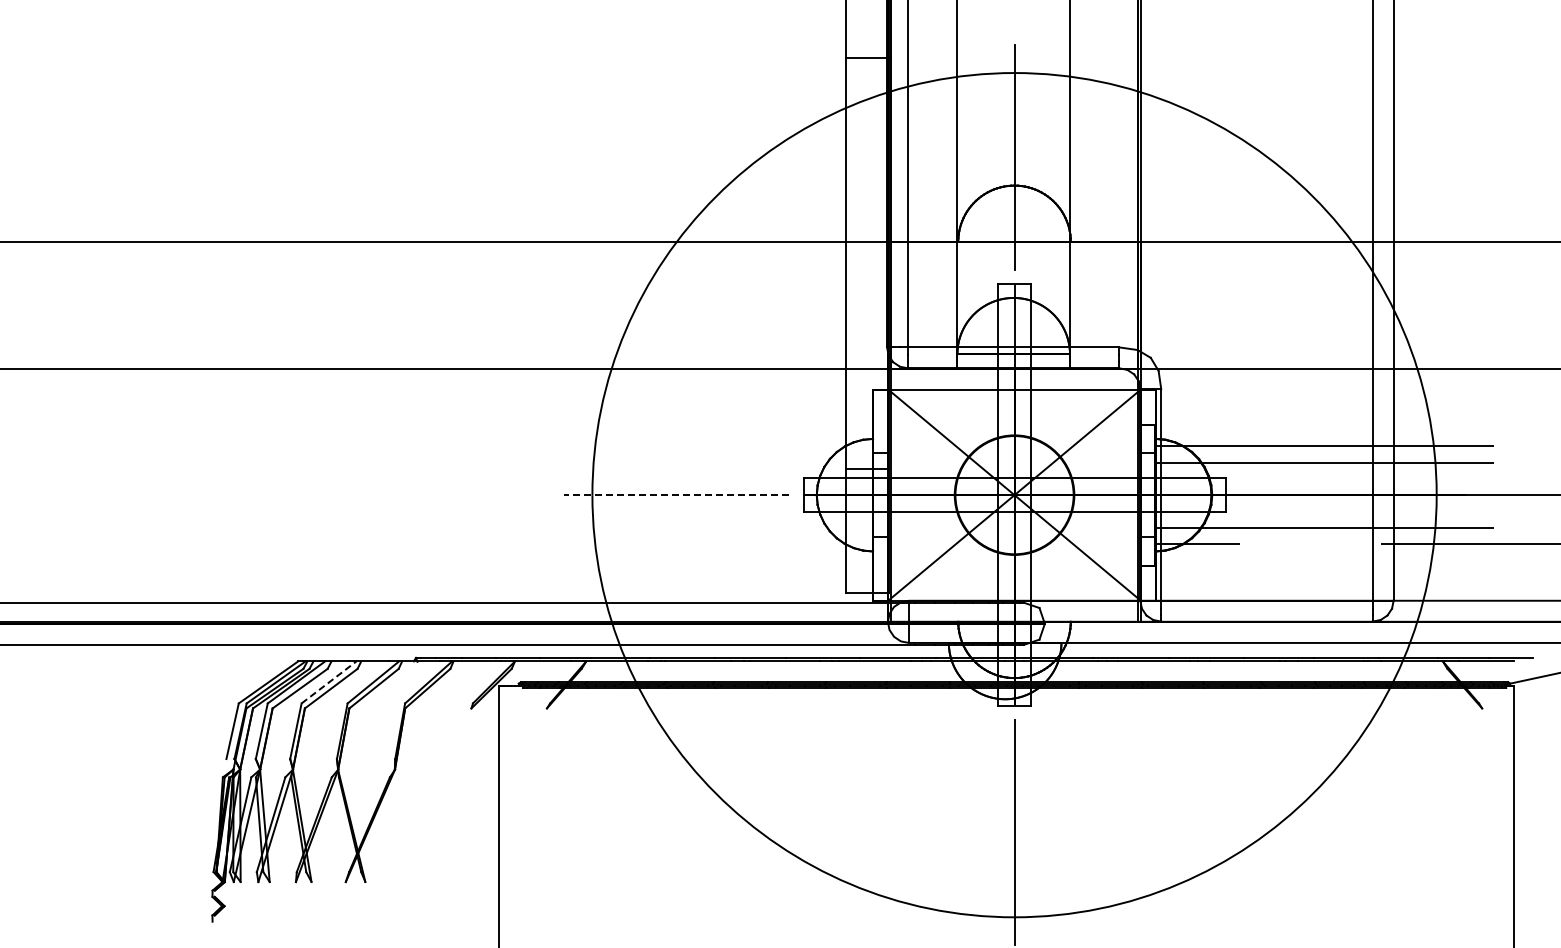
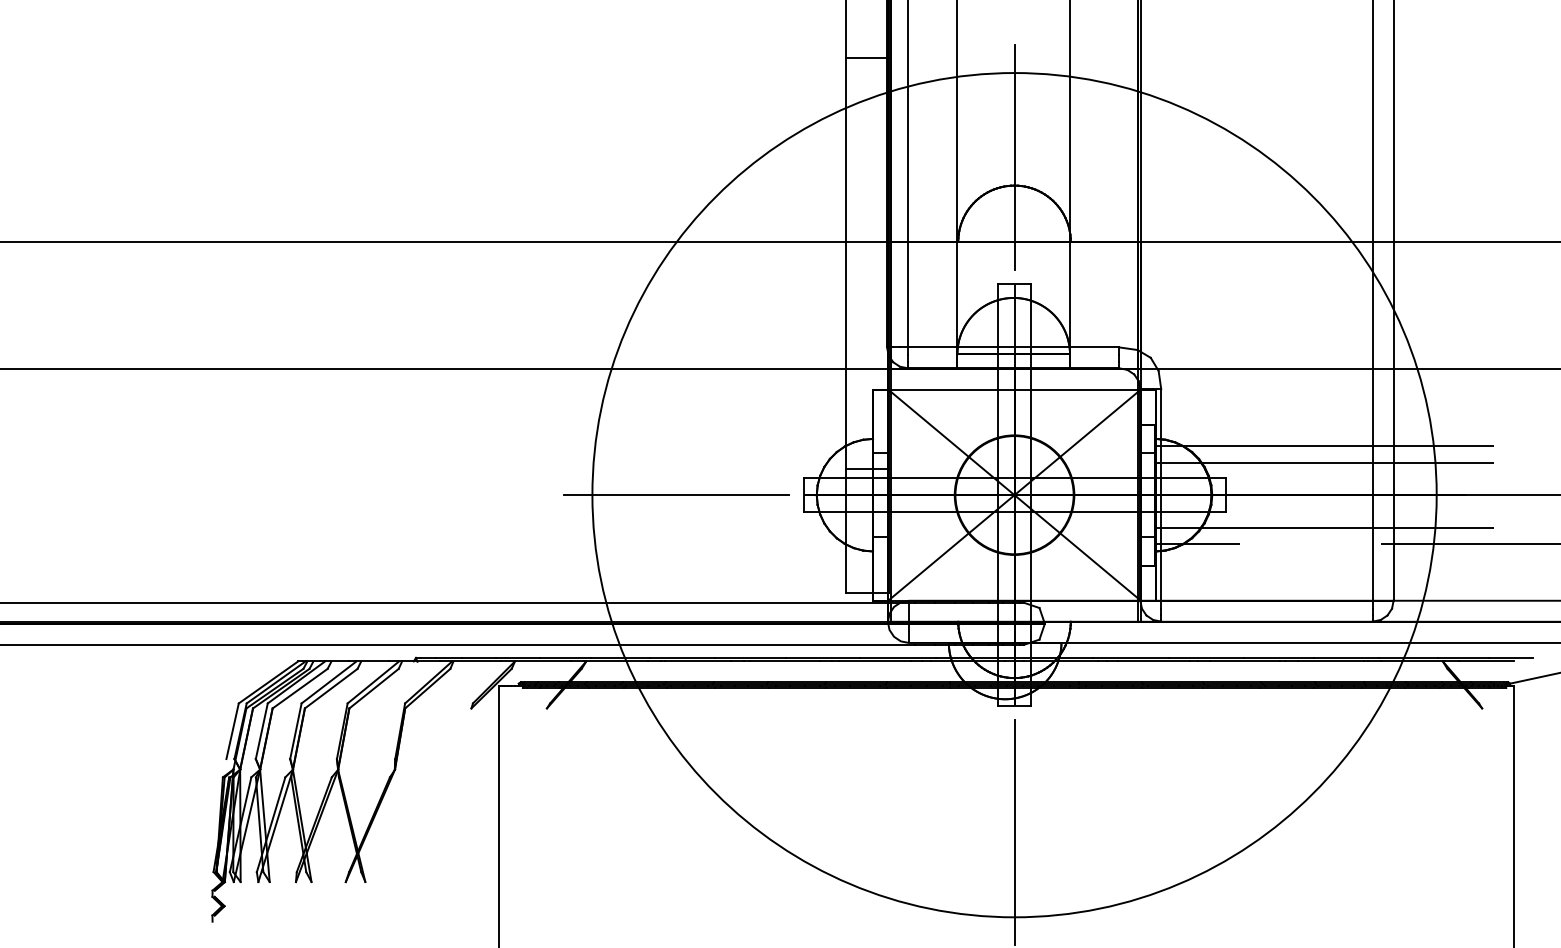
line: dashed -> solid (676, 495)
line: dashed -> solid (329, 682)
